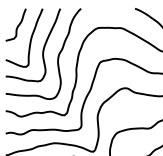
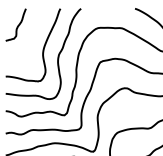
curve: present -> none (30, 37)
